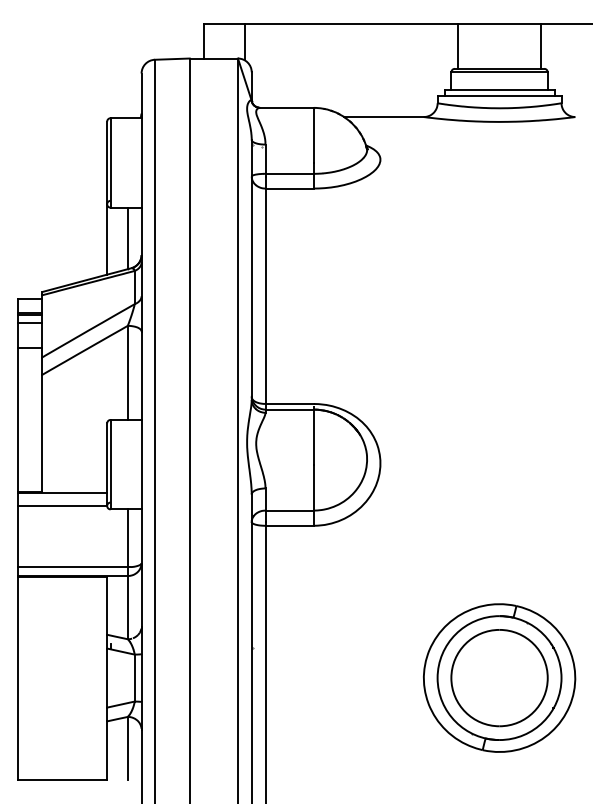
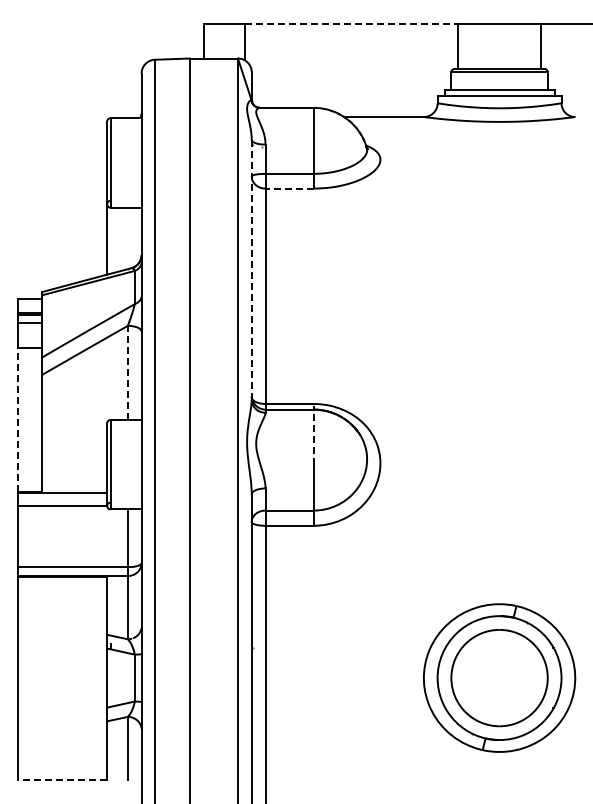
line: solid -> dashed (351, 24)
line: solid -> dashed (289, 188)
line: present -> none (127, 238)
line: solid -> dashed (251, 269)
line: solid -> dashed (127, 372)
line: solid -> dashed (17, 420)
line: solid -> dashed (313, 437)
line: solid -> dashed (62, 779)
